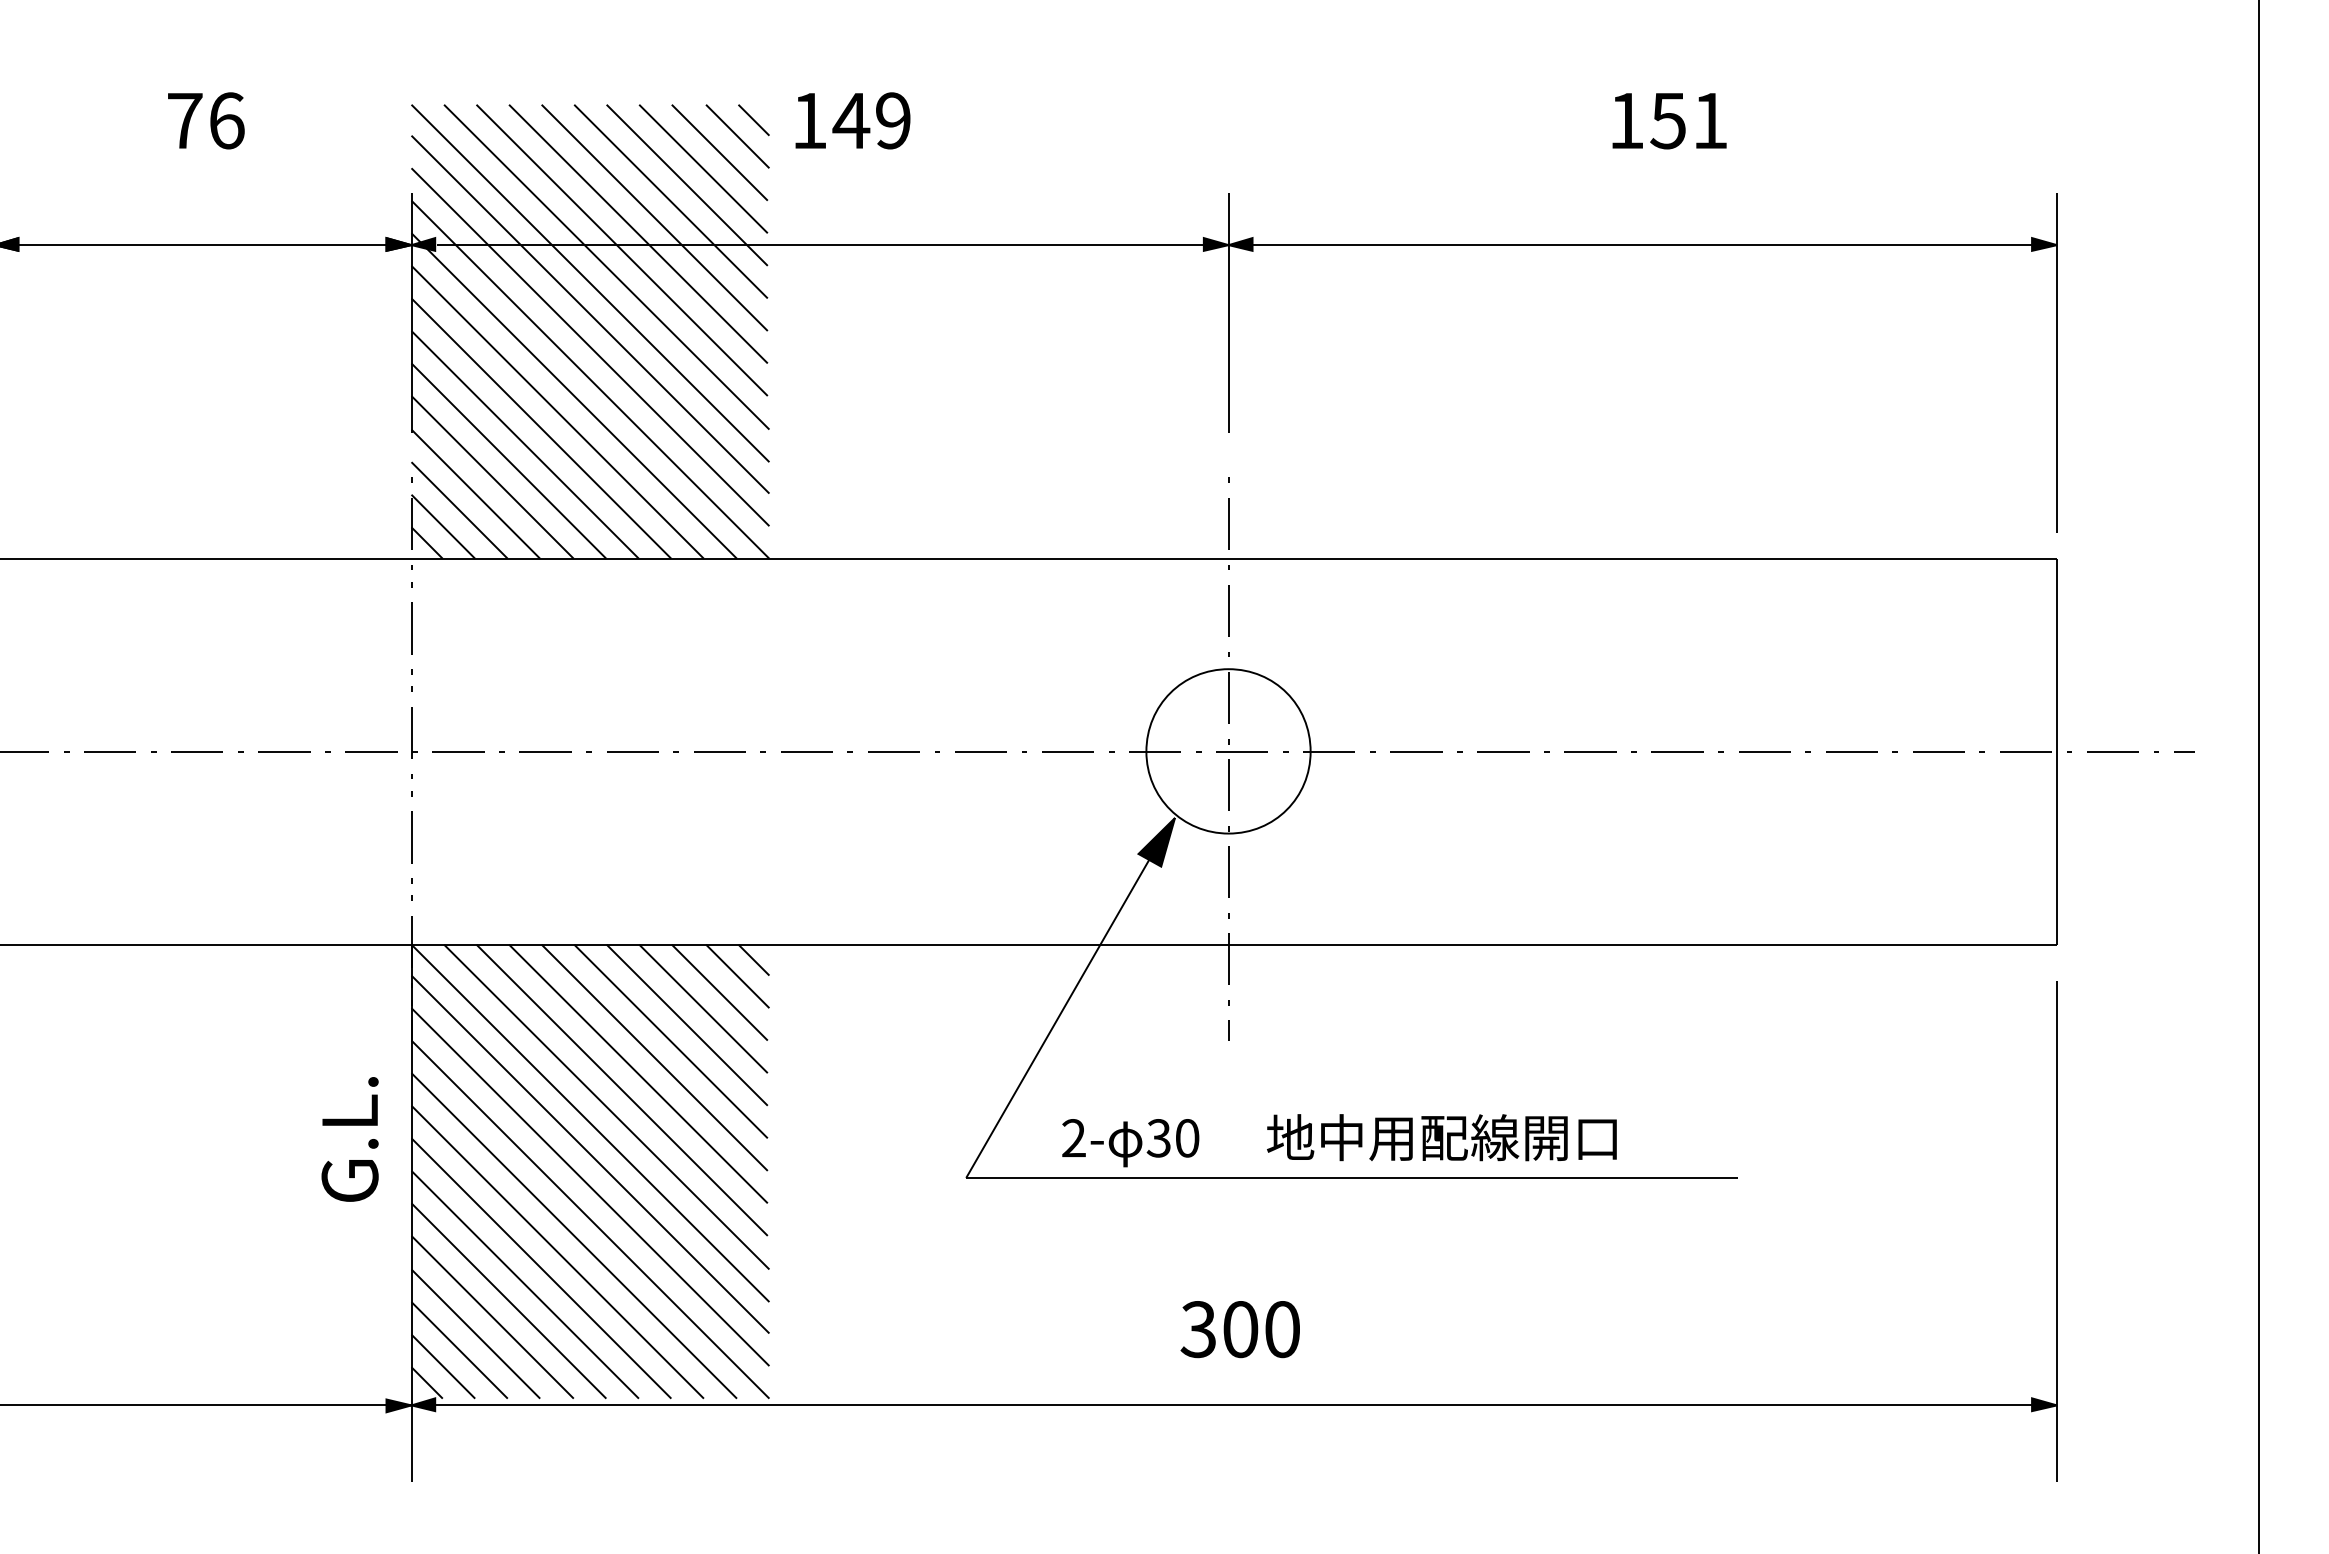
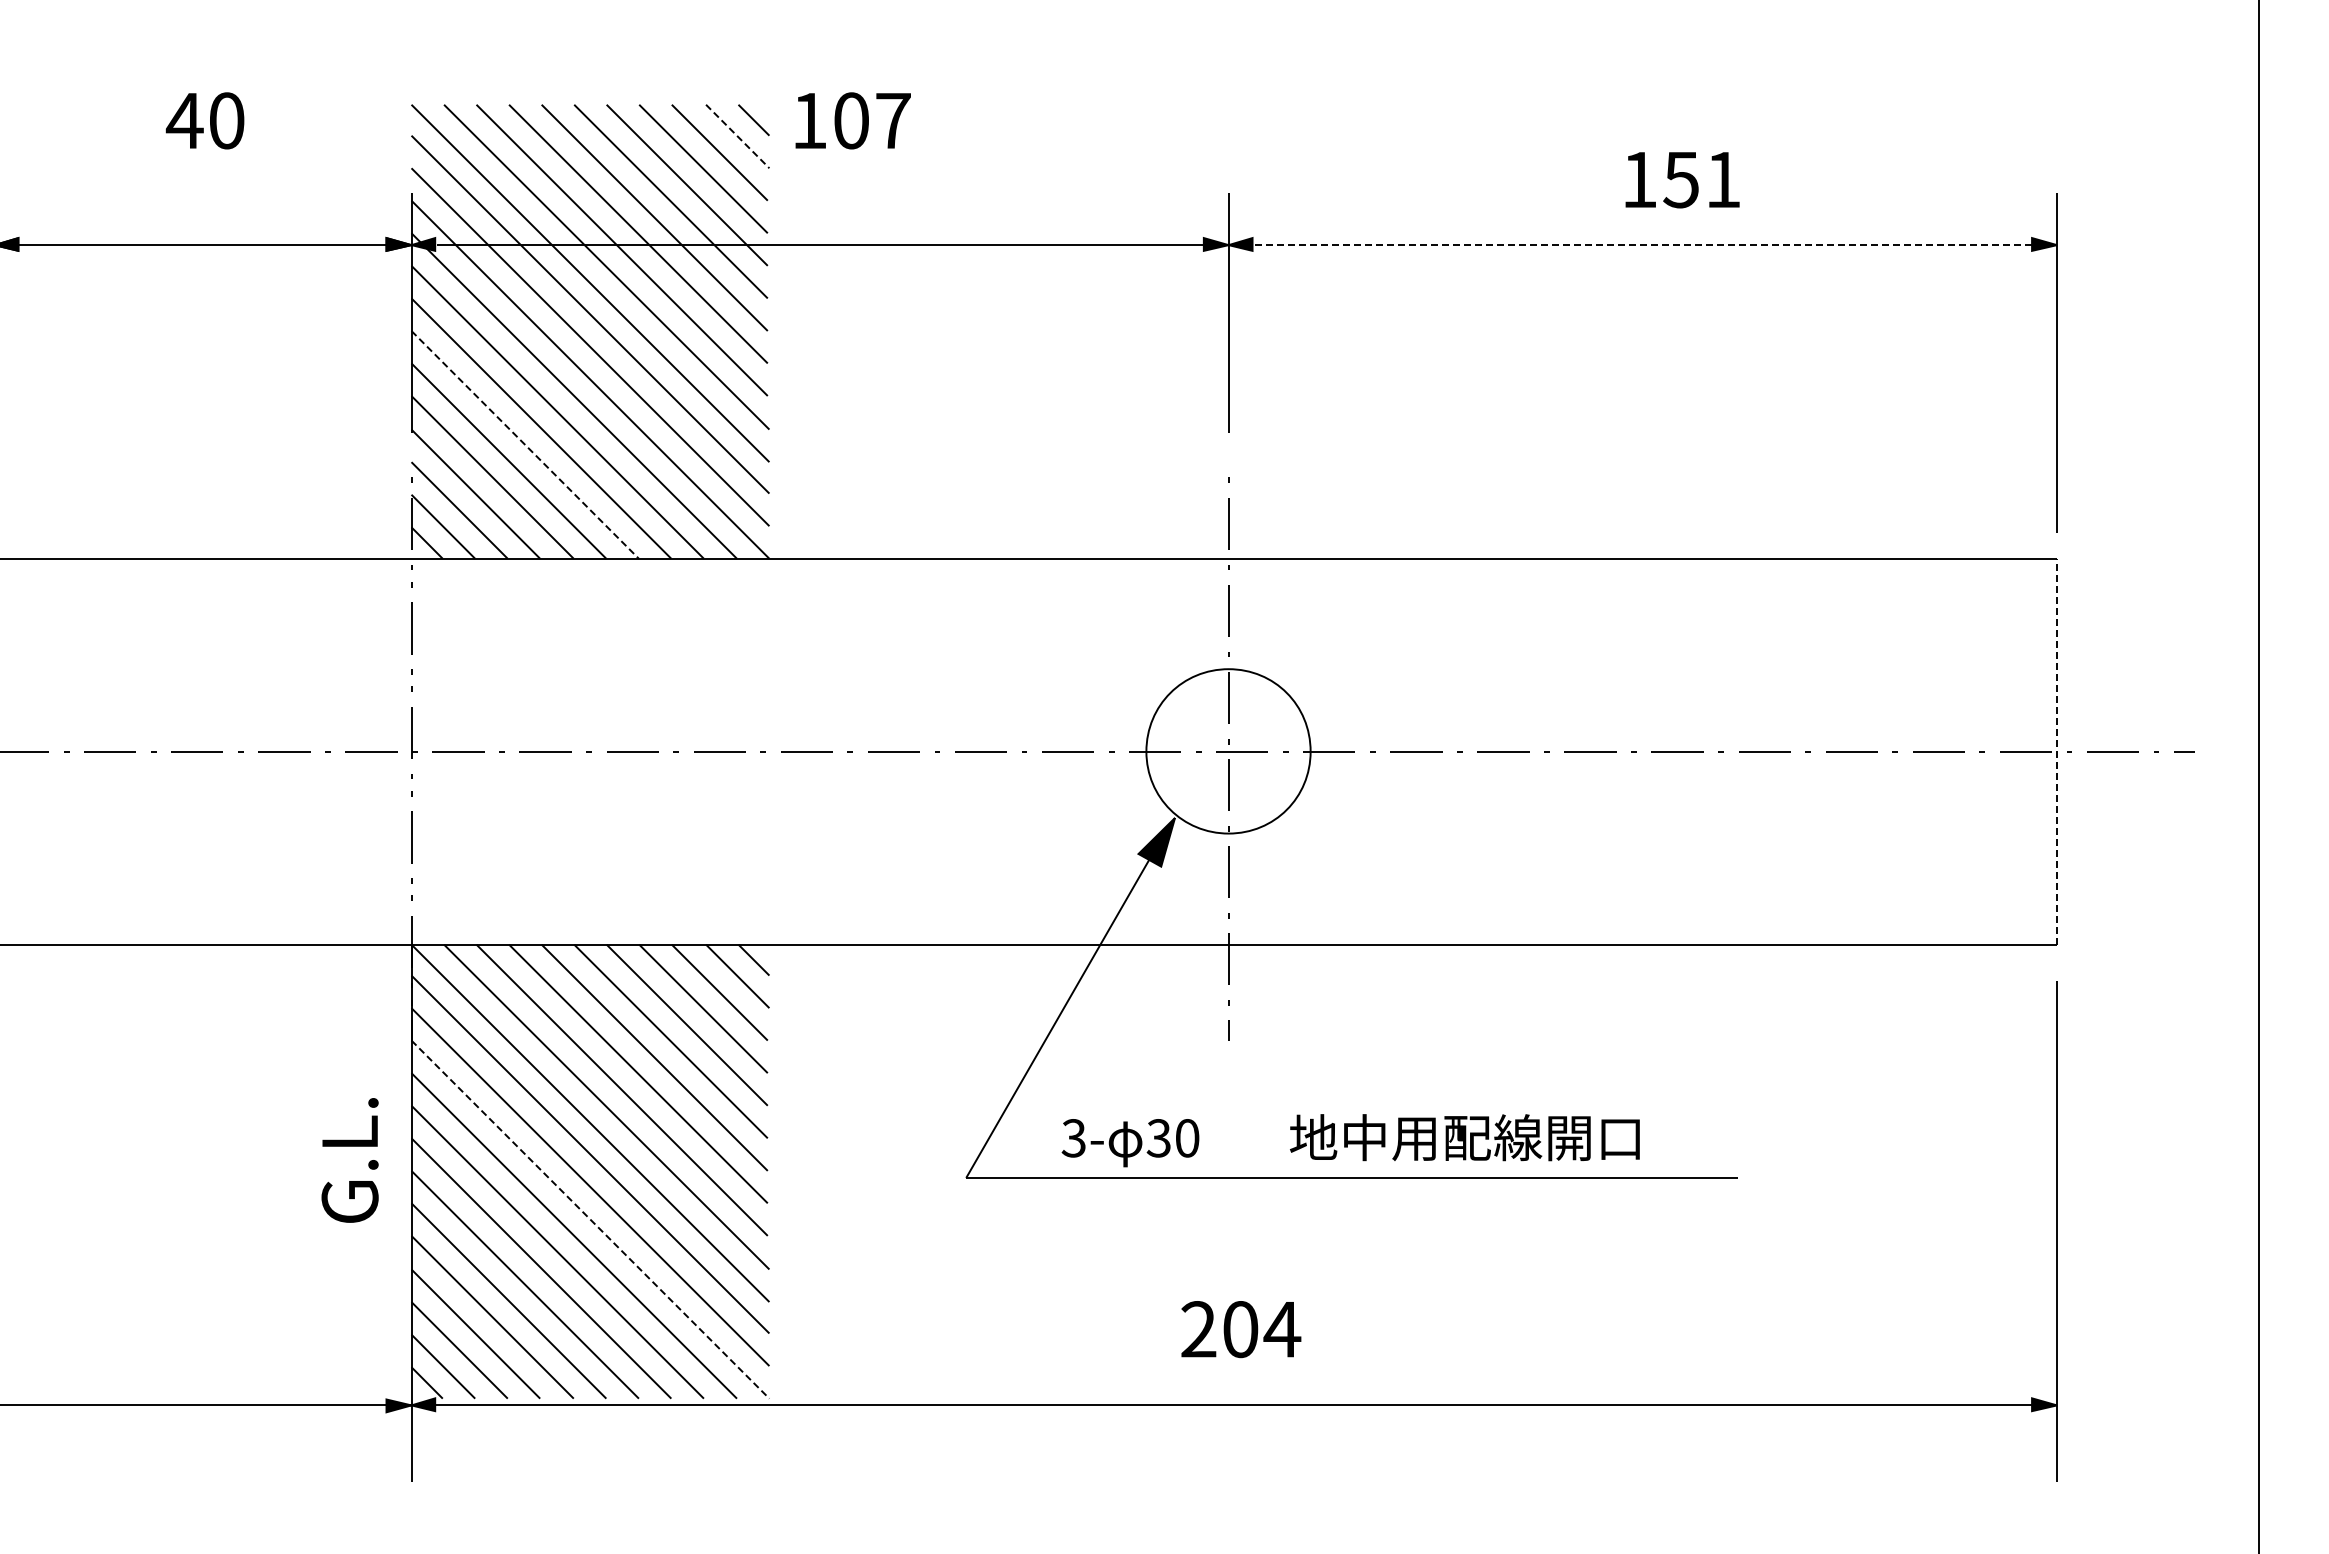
text: 76 -> 40 (204, 120)
text: 149 -> 107 (871, 120)
text position: (1669, 121) -> (1682, 180) (1682, 180)
line: solid -> dashed (737, 136)
line: solid -> dashed (1635, 245)
line: solid -> dashed (525, 444)
line: solid -> dashed (2057, 751)
text position: (1441, 1137) -> (1464, 1137) (1464, 1137)
text: 2- -> 3- (1073, 1138)
text position: (349, 1139) -> (349, 1160) (349, 1160)
line: solid -> dashed (590, 1219)
text: 300 -> 204 (1240, 1329)
